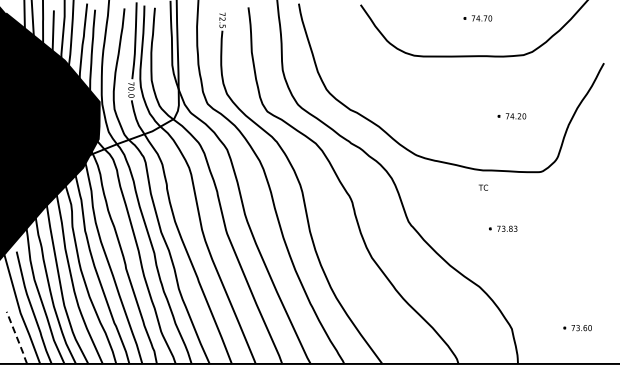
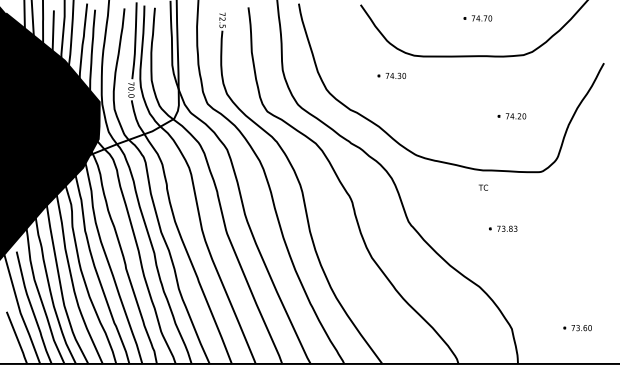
part: none -> present (391, 75)
line: dashed -> solid (17, 338)
